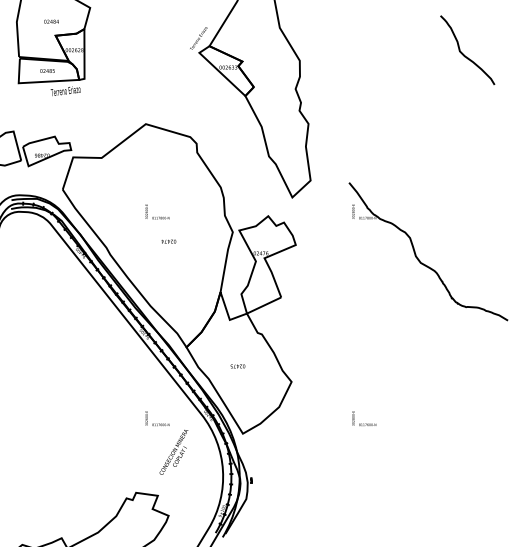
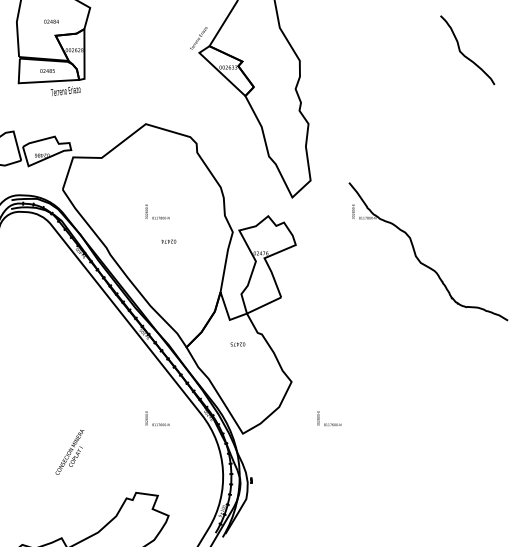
text position: (237, 366) -> (237, 344) (237, 344)
text position: (364, 418) -> (329, 418) (329, 418)
text position: (173, 451) -> (69, 451) (69, 451)
